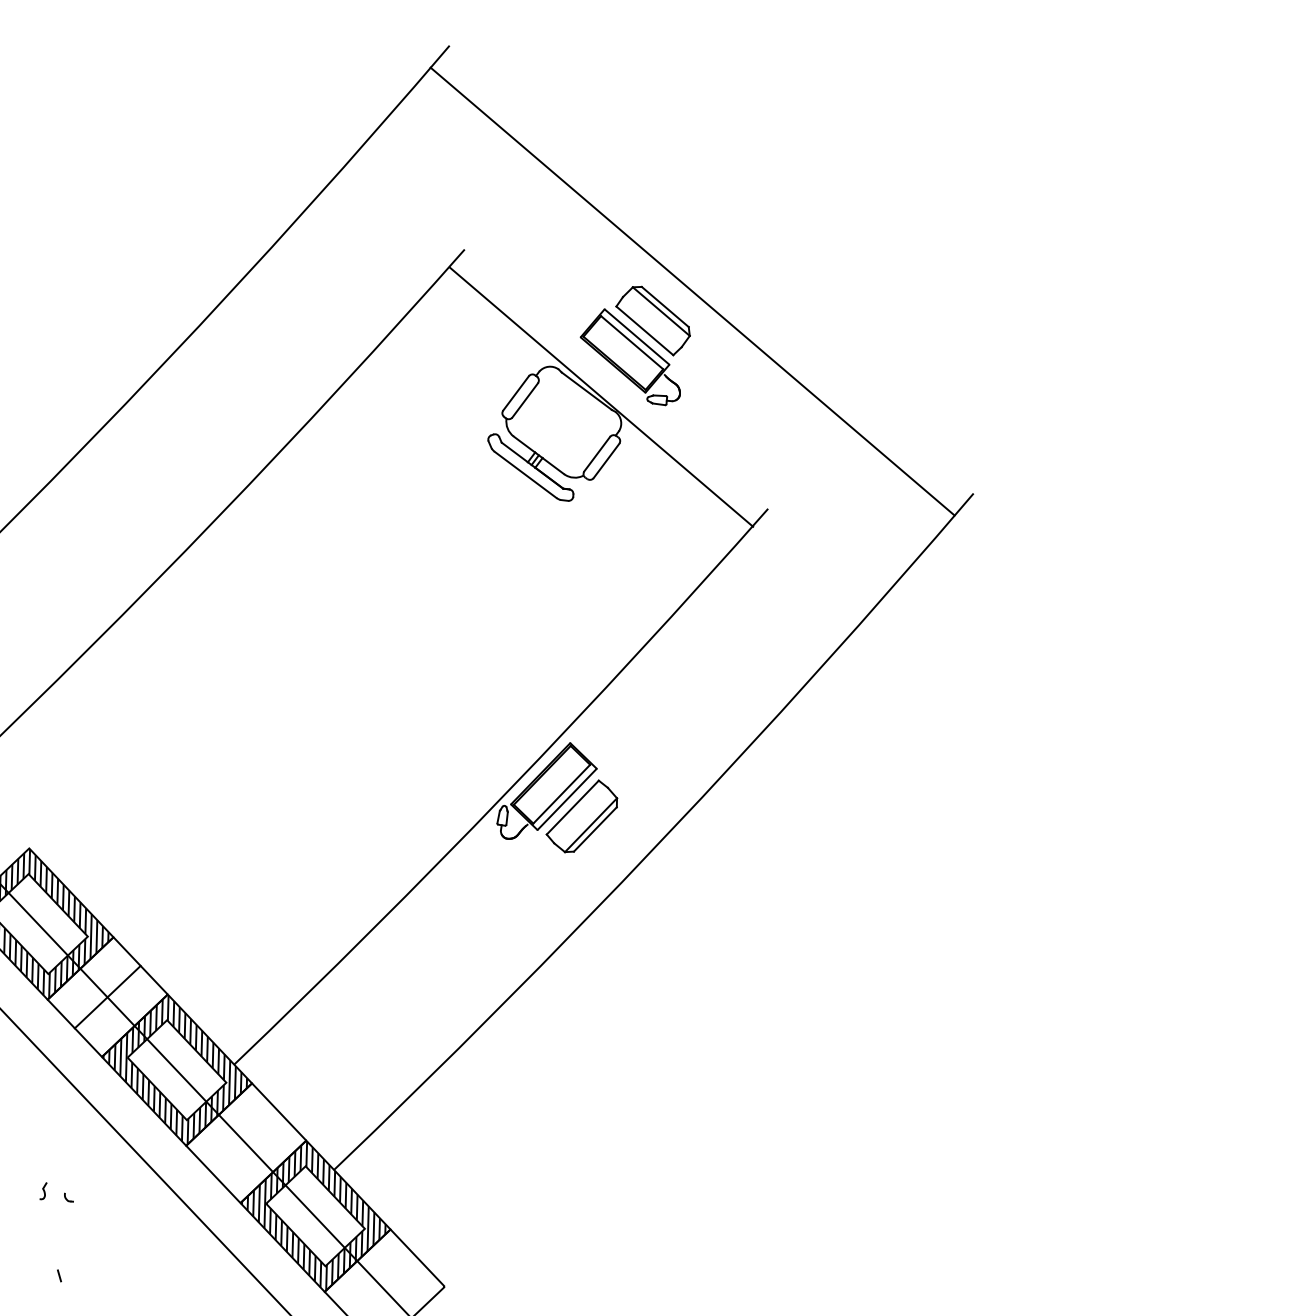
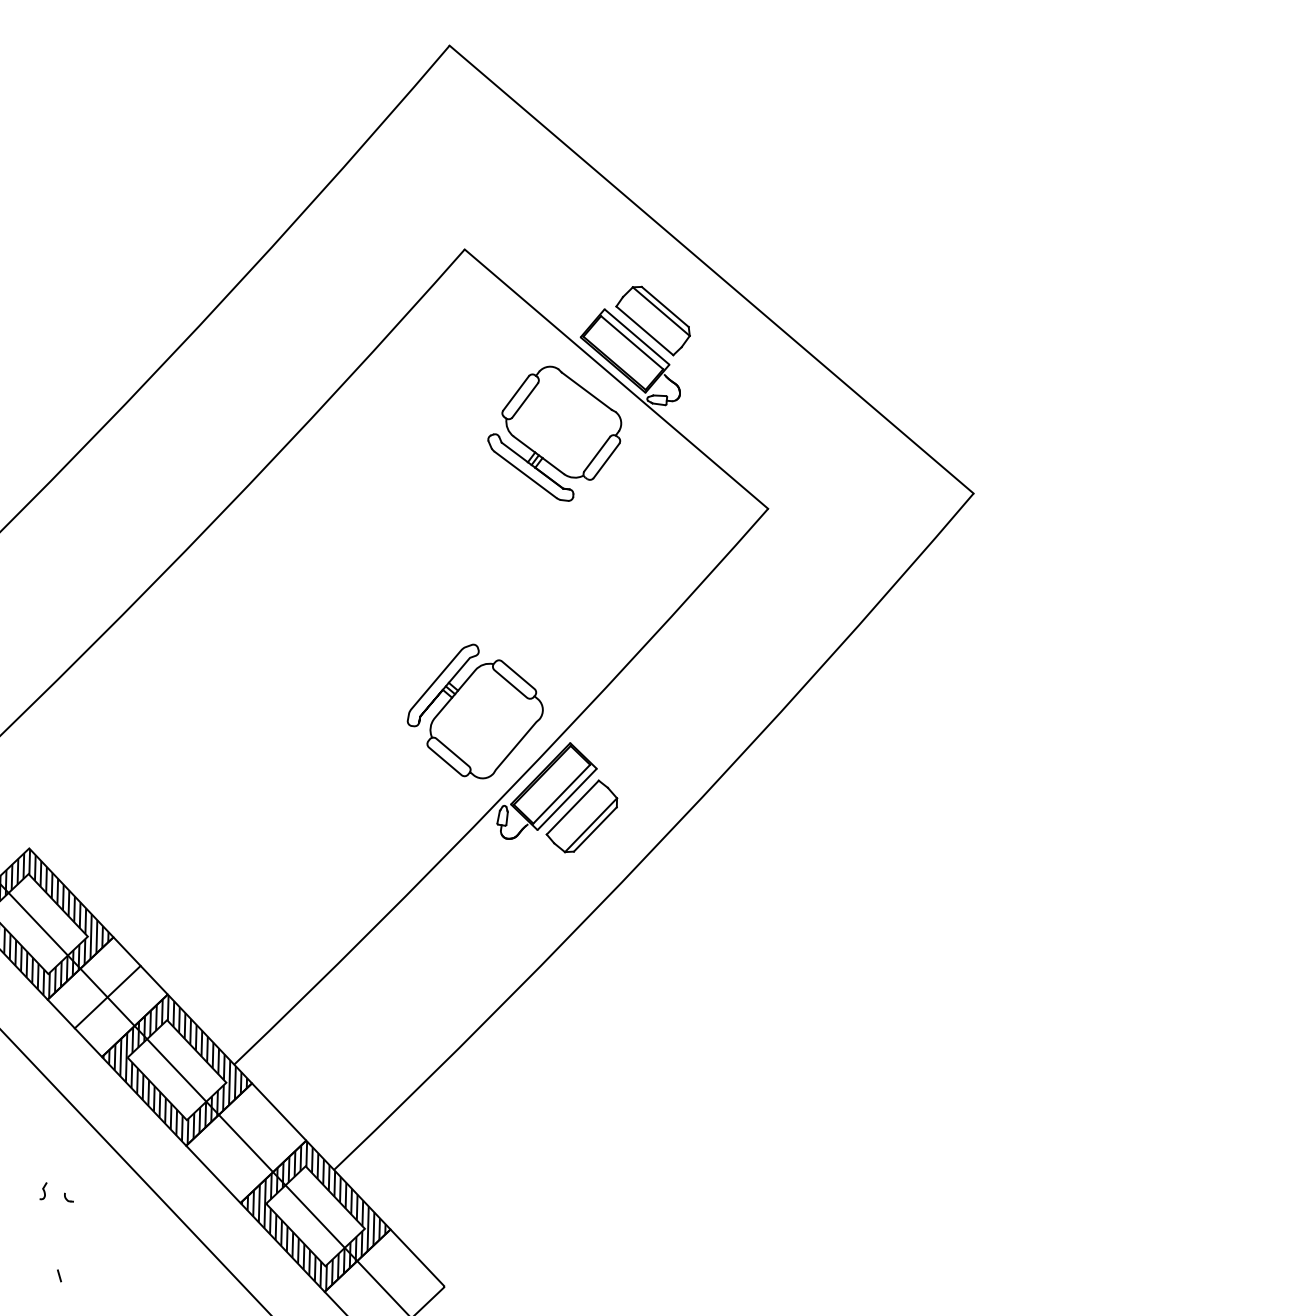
line position: (692, 291) -> (711, 269) (711, 269)
line position: (601, 396) -> (616, 378) (616, 378)
part: none -> present (474, 711)
line position: (144, 1161) -> (135, 1171) (135, 1171)
